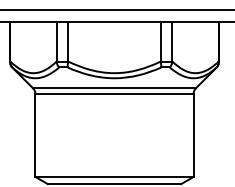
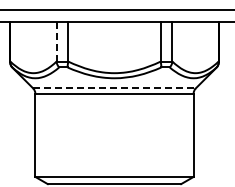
line: solid -> dashed (56, 41)
line: solid -> dashed (114, 88)
